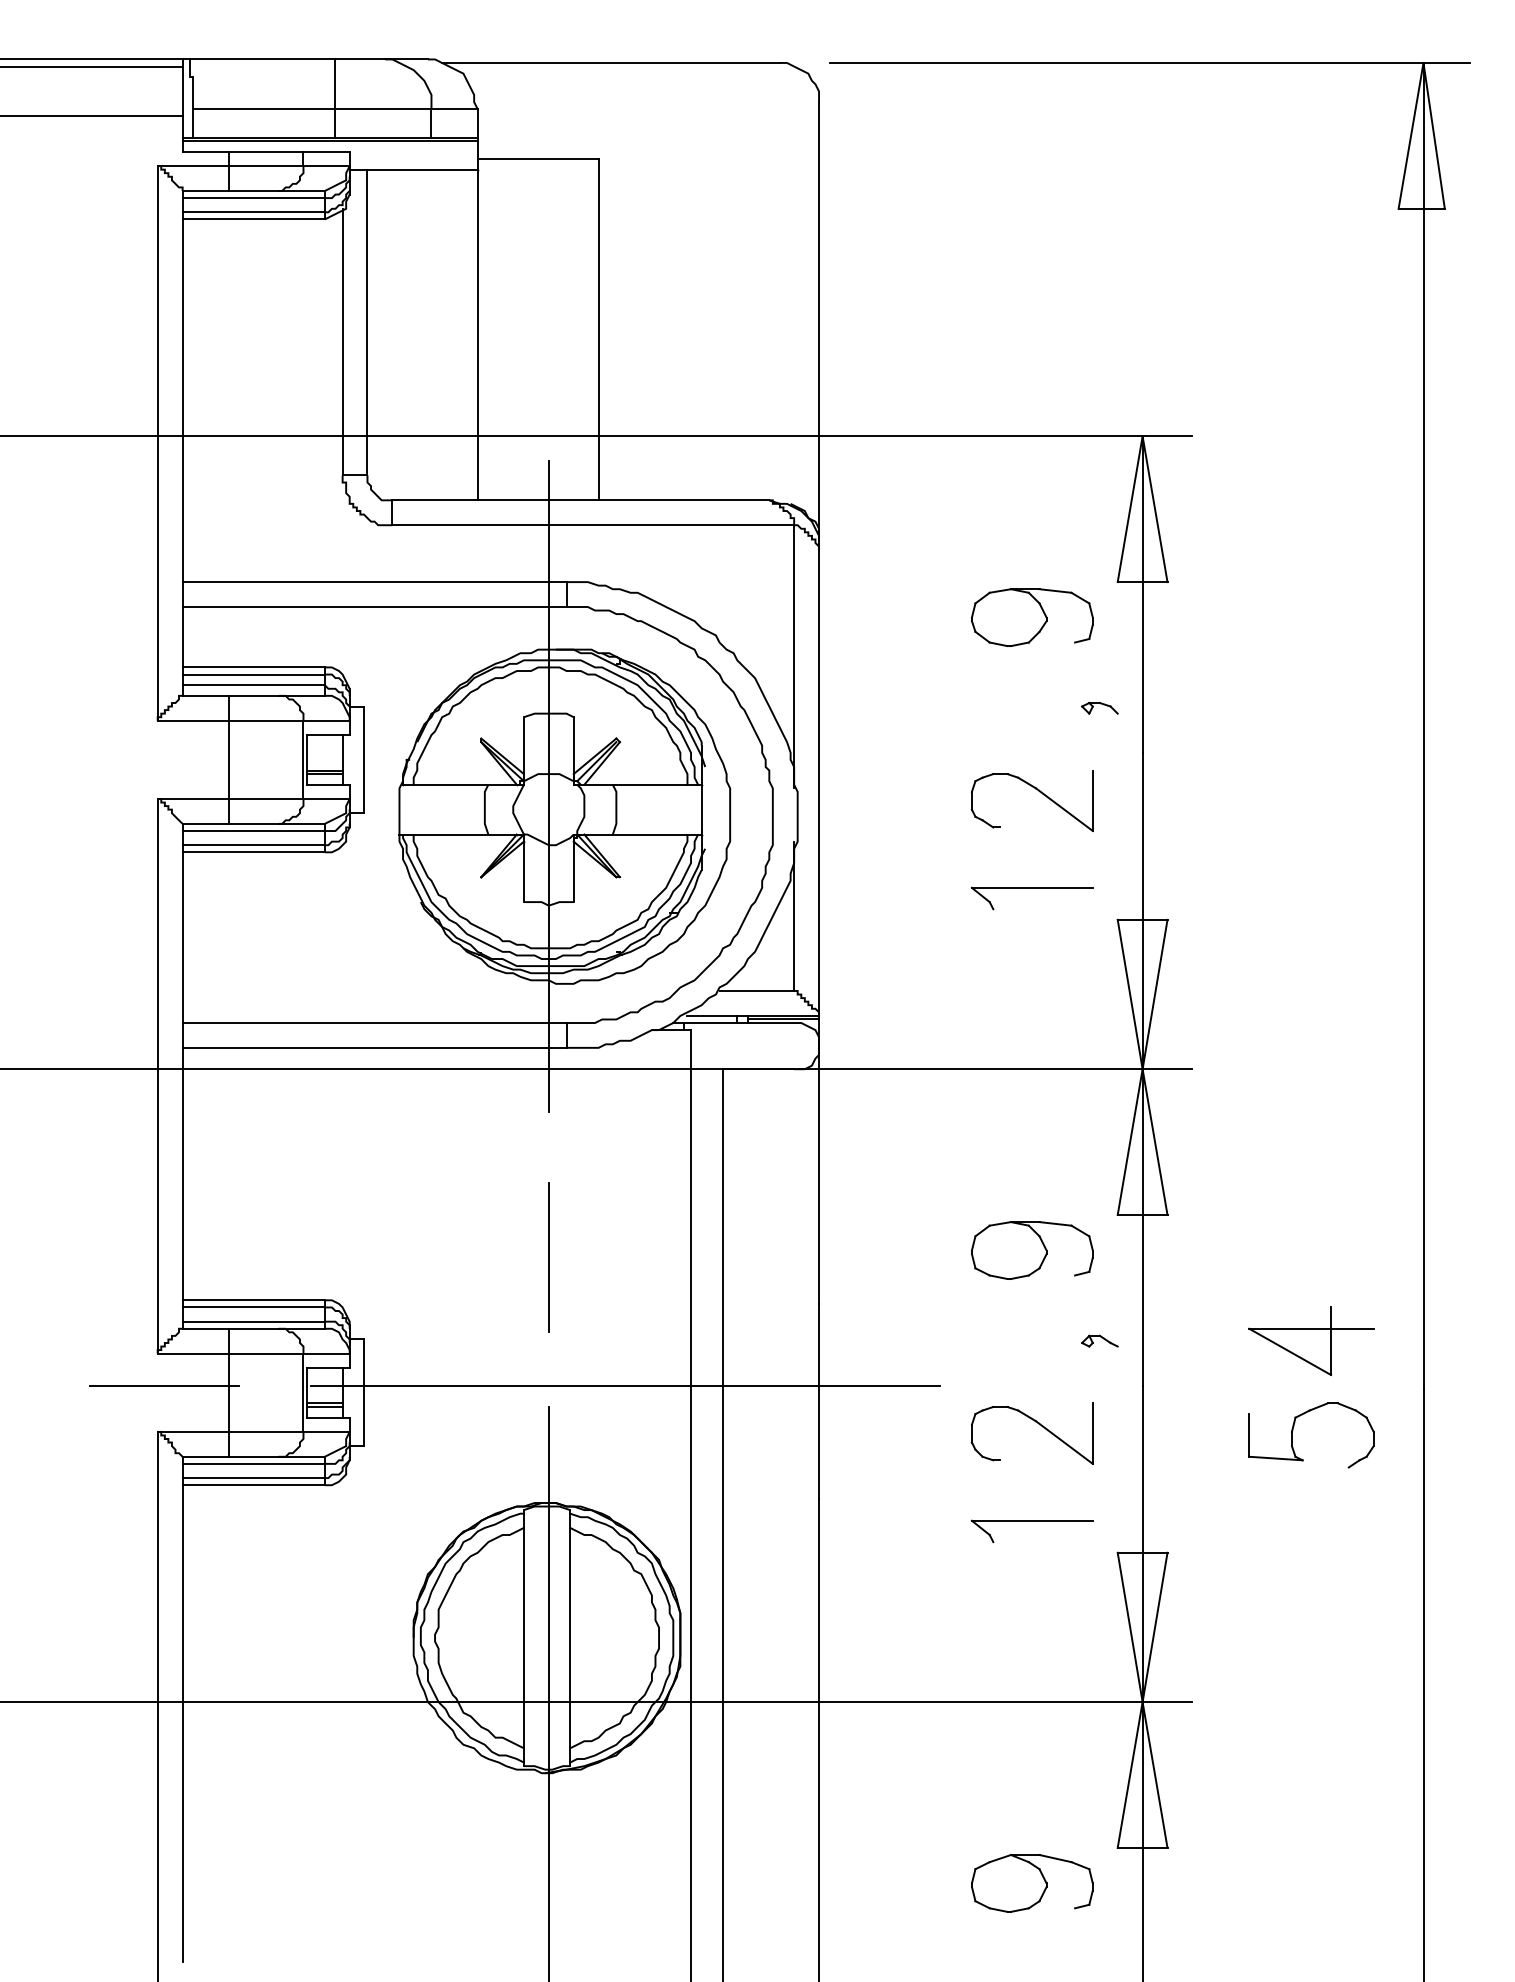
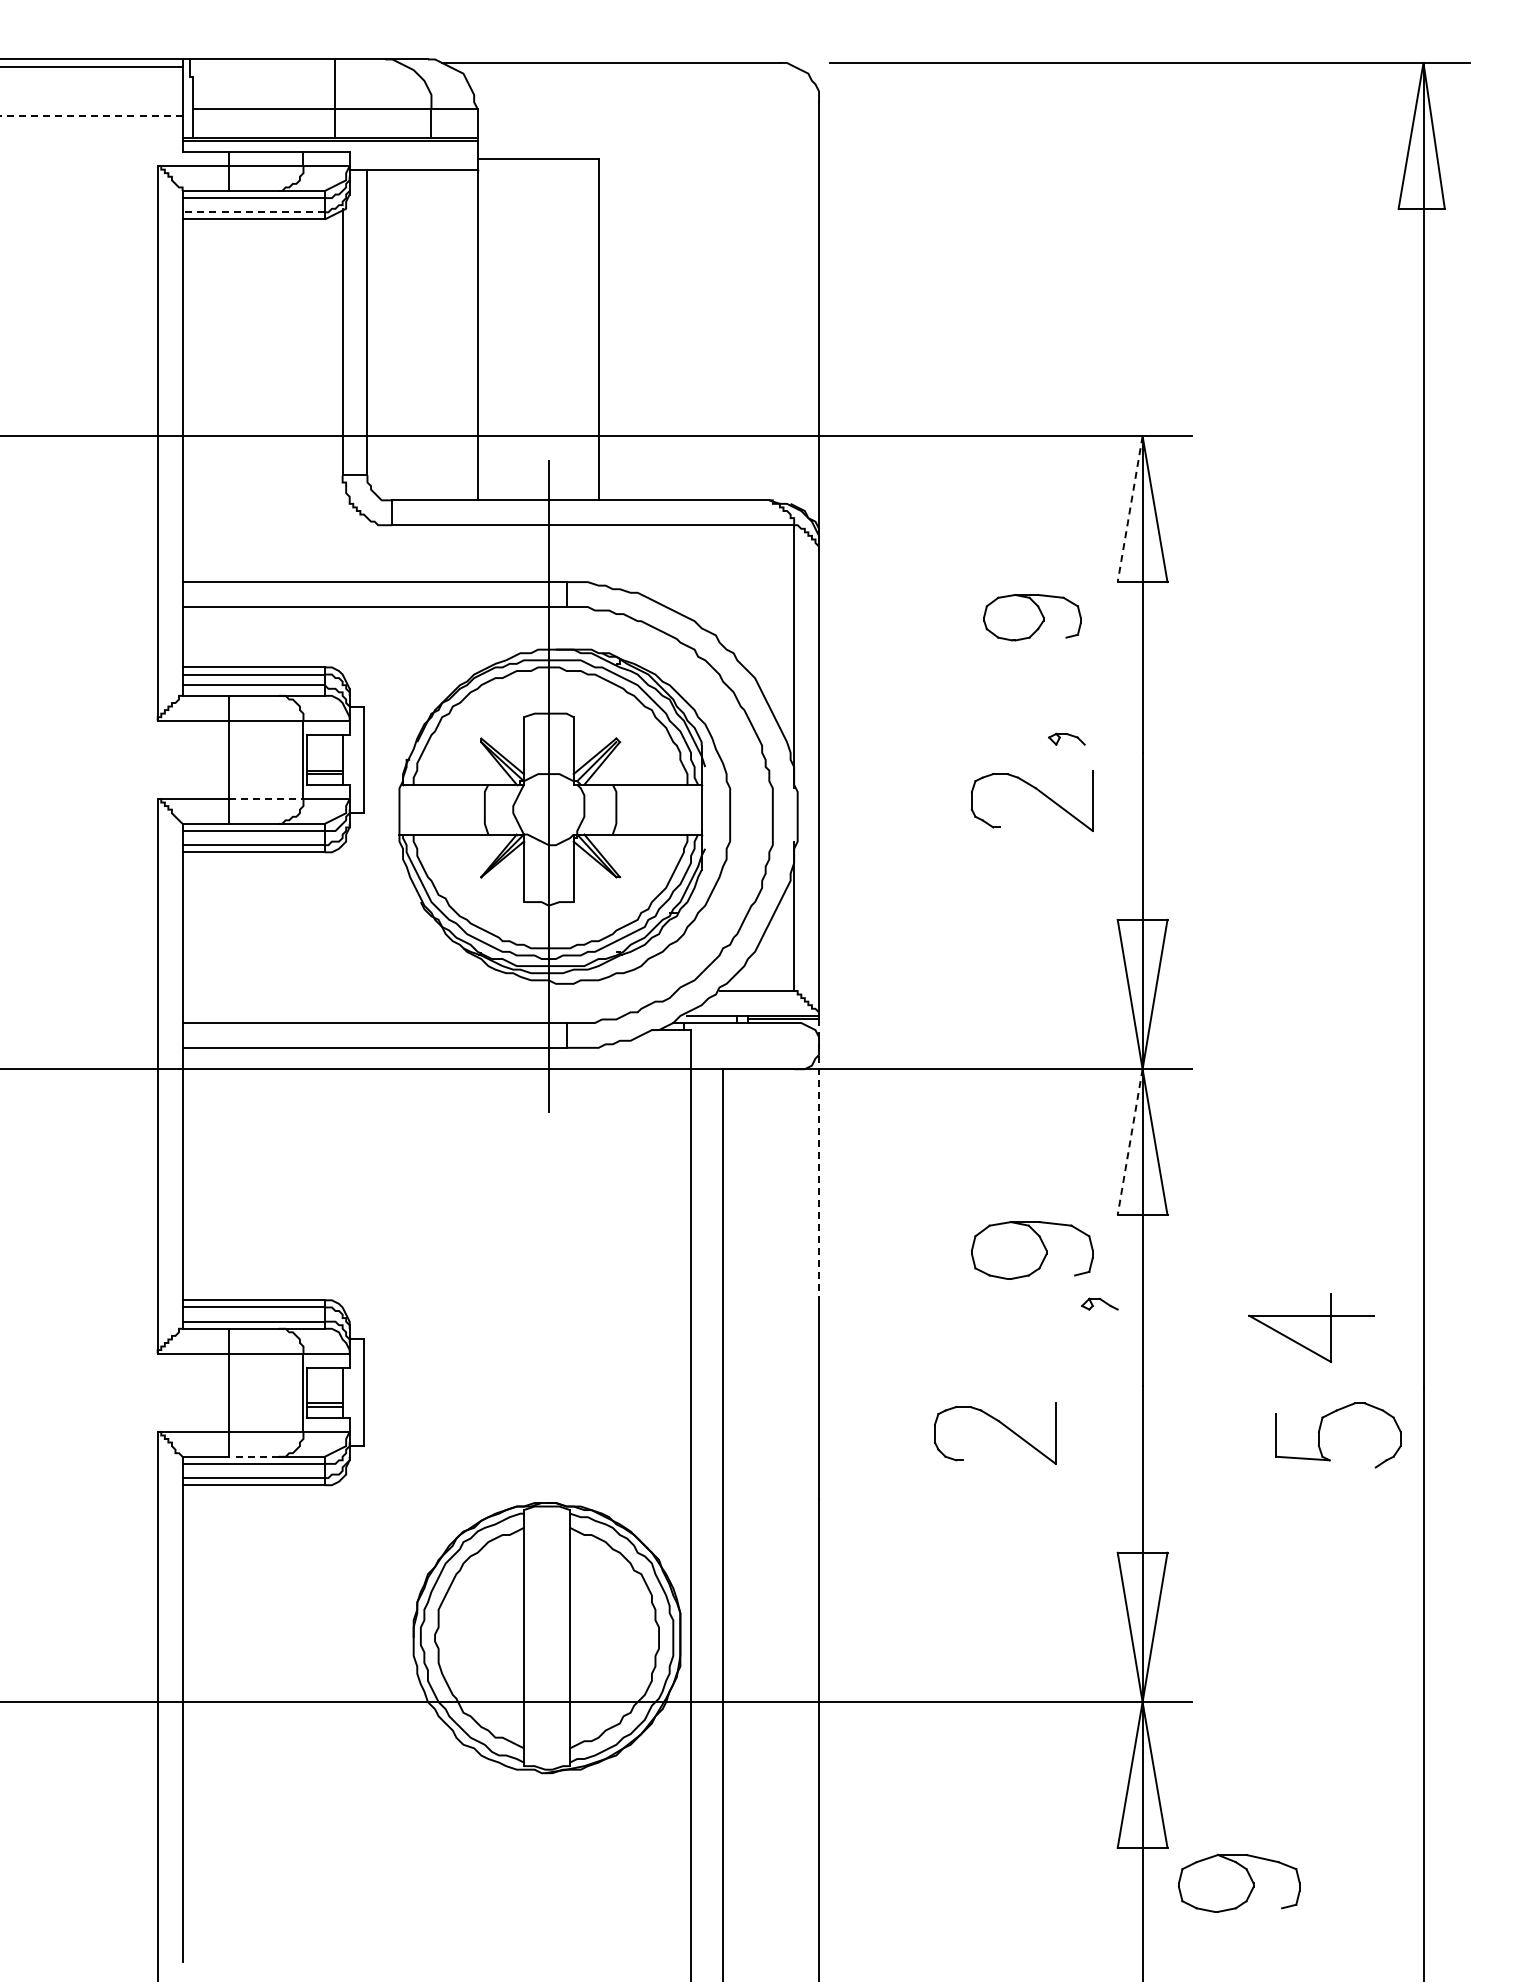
line: solid -> dashed (91, 116)
line: solid -> dashed (253, 212)
line: solid -> dashed (1130, 509)
part size: 123x60 px -> 99x48 px (1032, 617)
part position: (1099, 707) -> (1066, 738) (1066, 738)
line: solid -> dashed (267, 799)
part: present -> none (1032, 888)
line: solid -> dashed (1130, 1142)
line: solid -> dashed (819, 1162)
line: present -> none (548, 1257)
part position: (1099, 1340) -> (1099, 1303) (1099, 1303)
part position: (1311, 1340) -> (1311, 1327) (1311, 1327)
line: present -> none (164, 1385)
line: present -> none (624, 1385)
part position: (1039, 1425) -> (1002, 1425) (1002, 1425)
part position: (1293, 1430) -> (1320, 1430) (1320, 1430)
line: solid -> dashed (253, 1456)
part: present -> none (1031, 1521)
line: present -> none (548, 1692)
part position: (1032, 1883) -> (1239, 1883) (1239, 1883)
